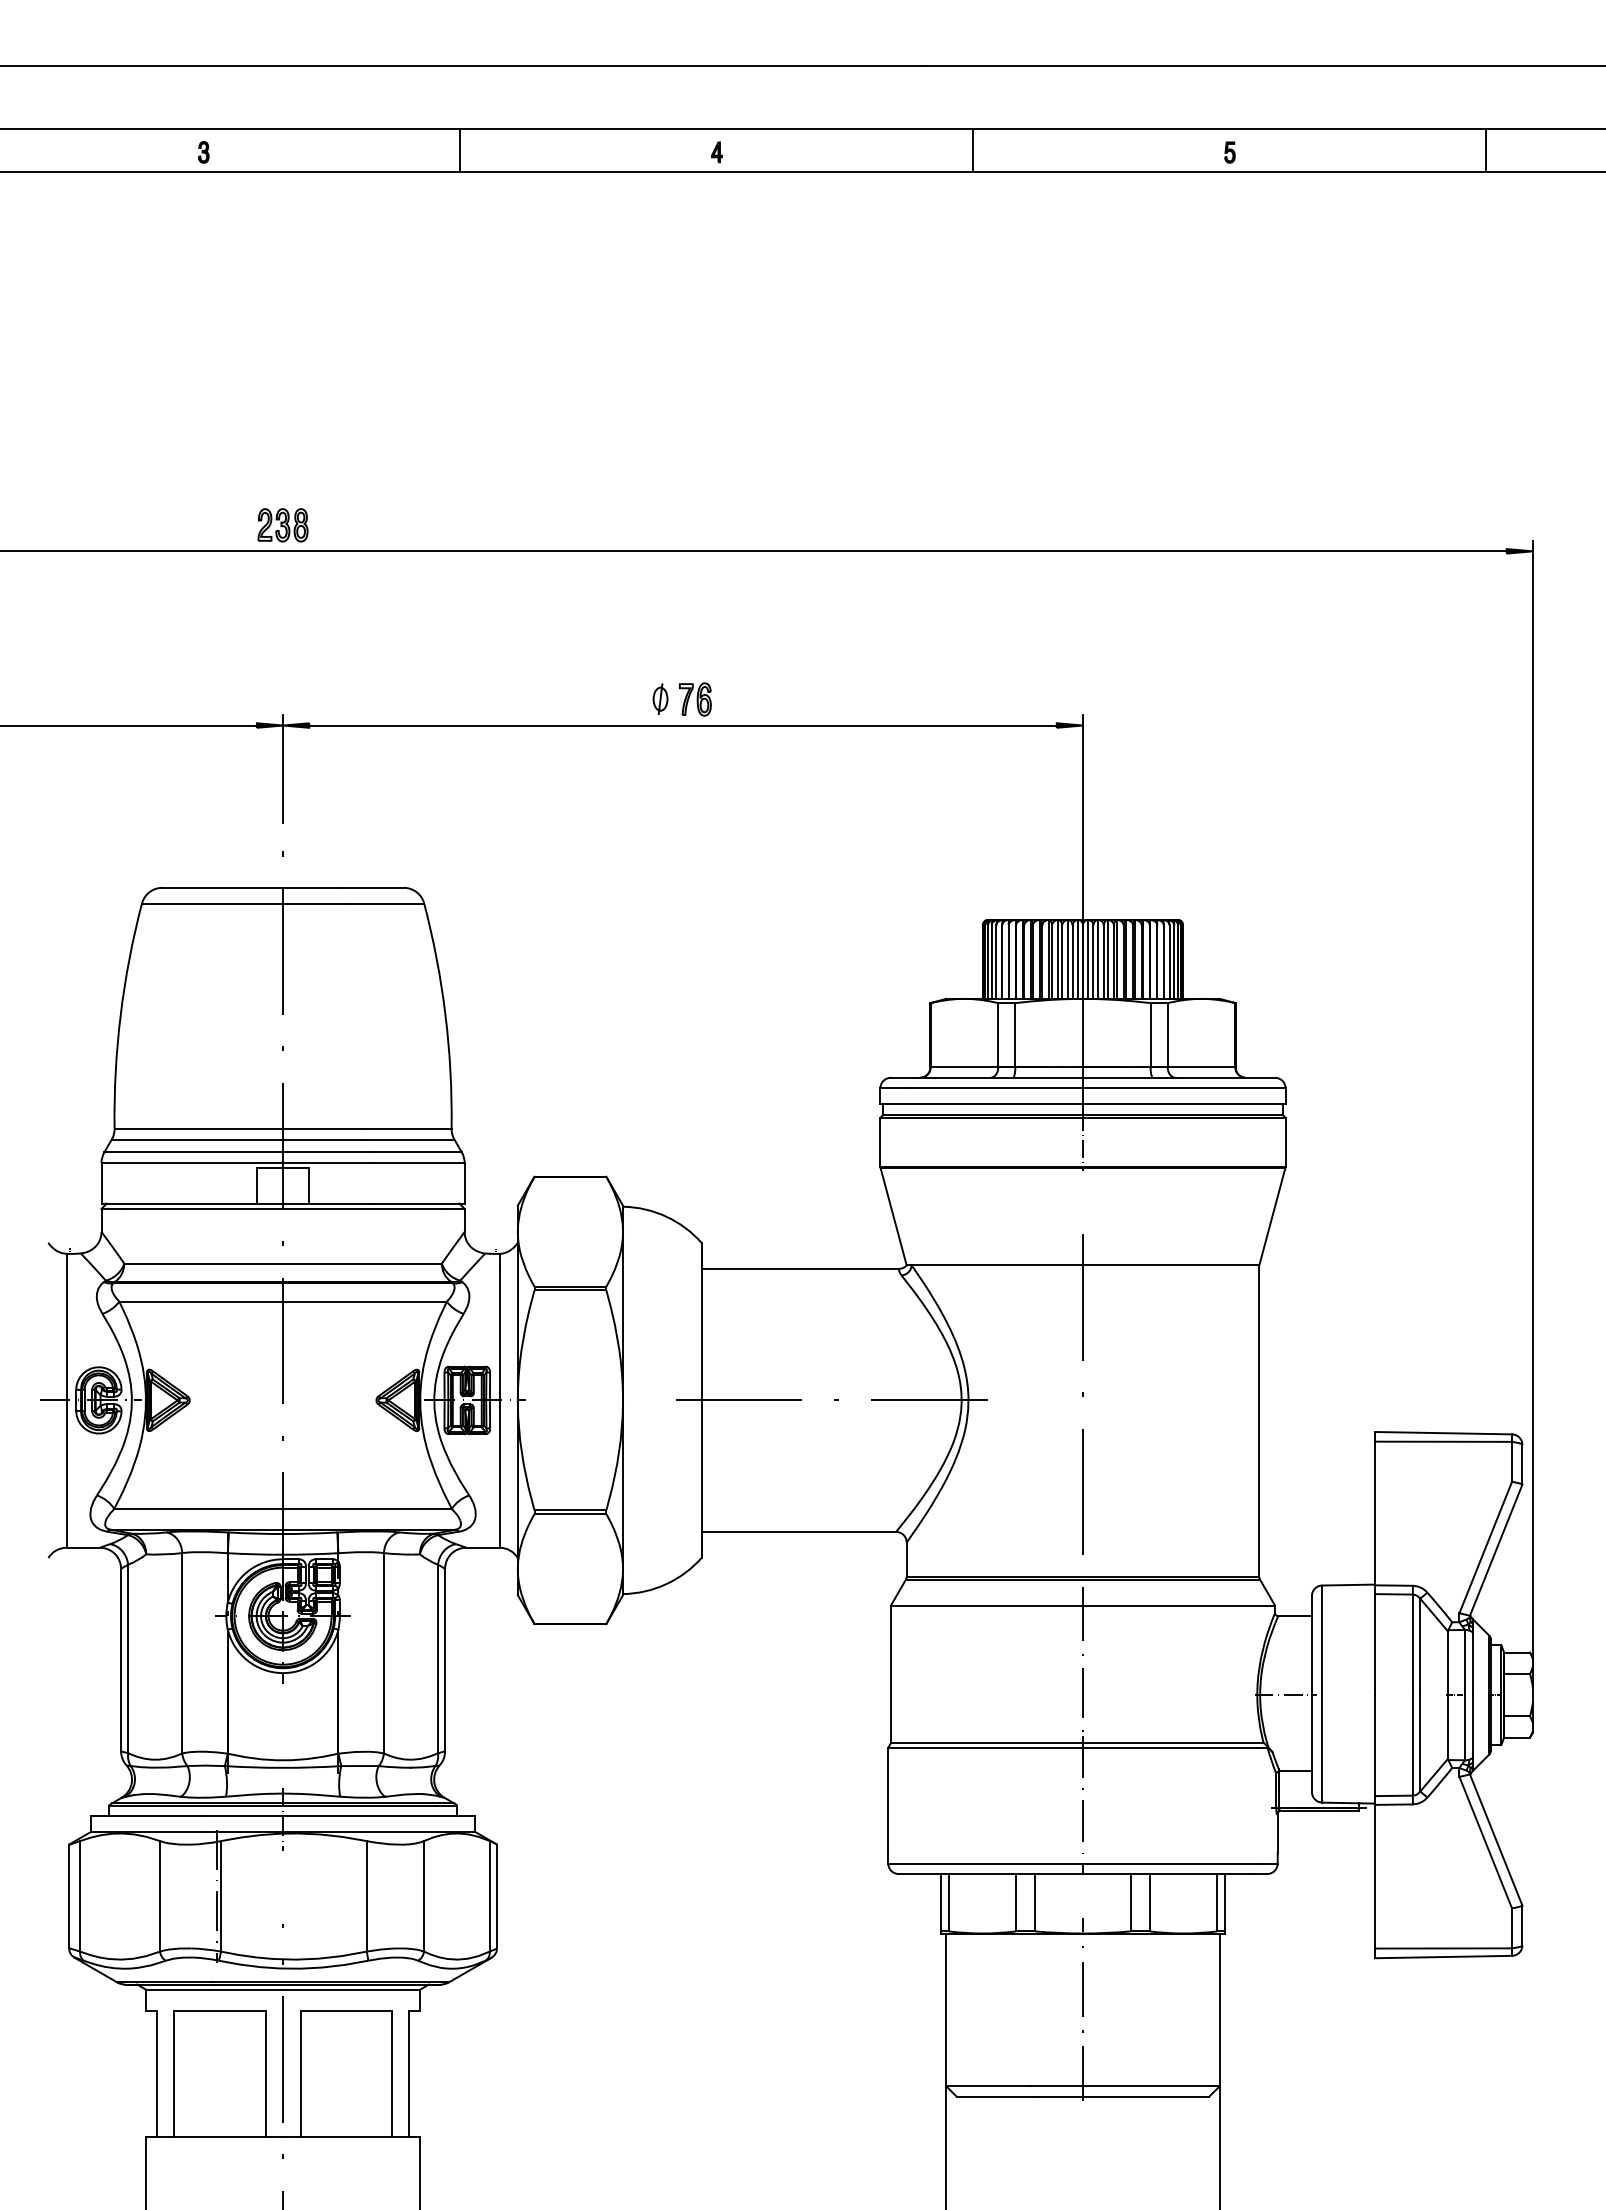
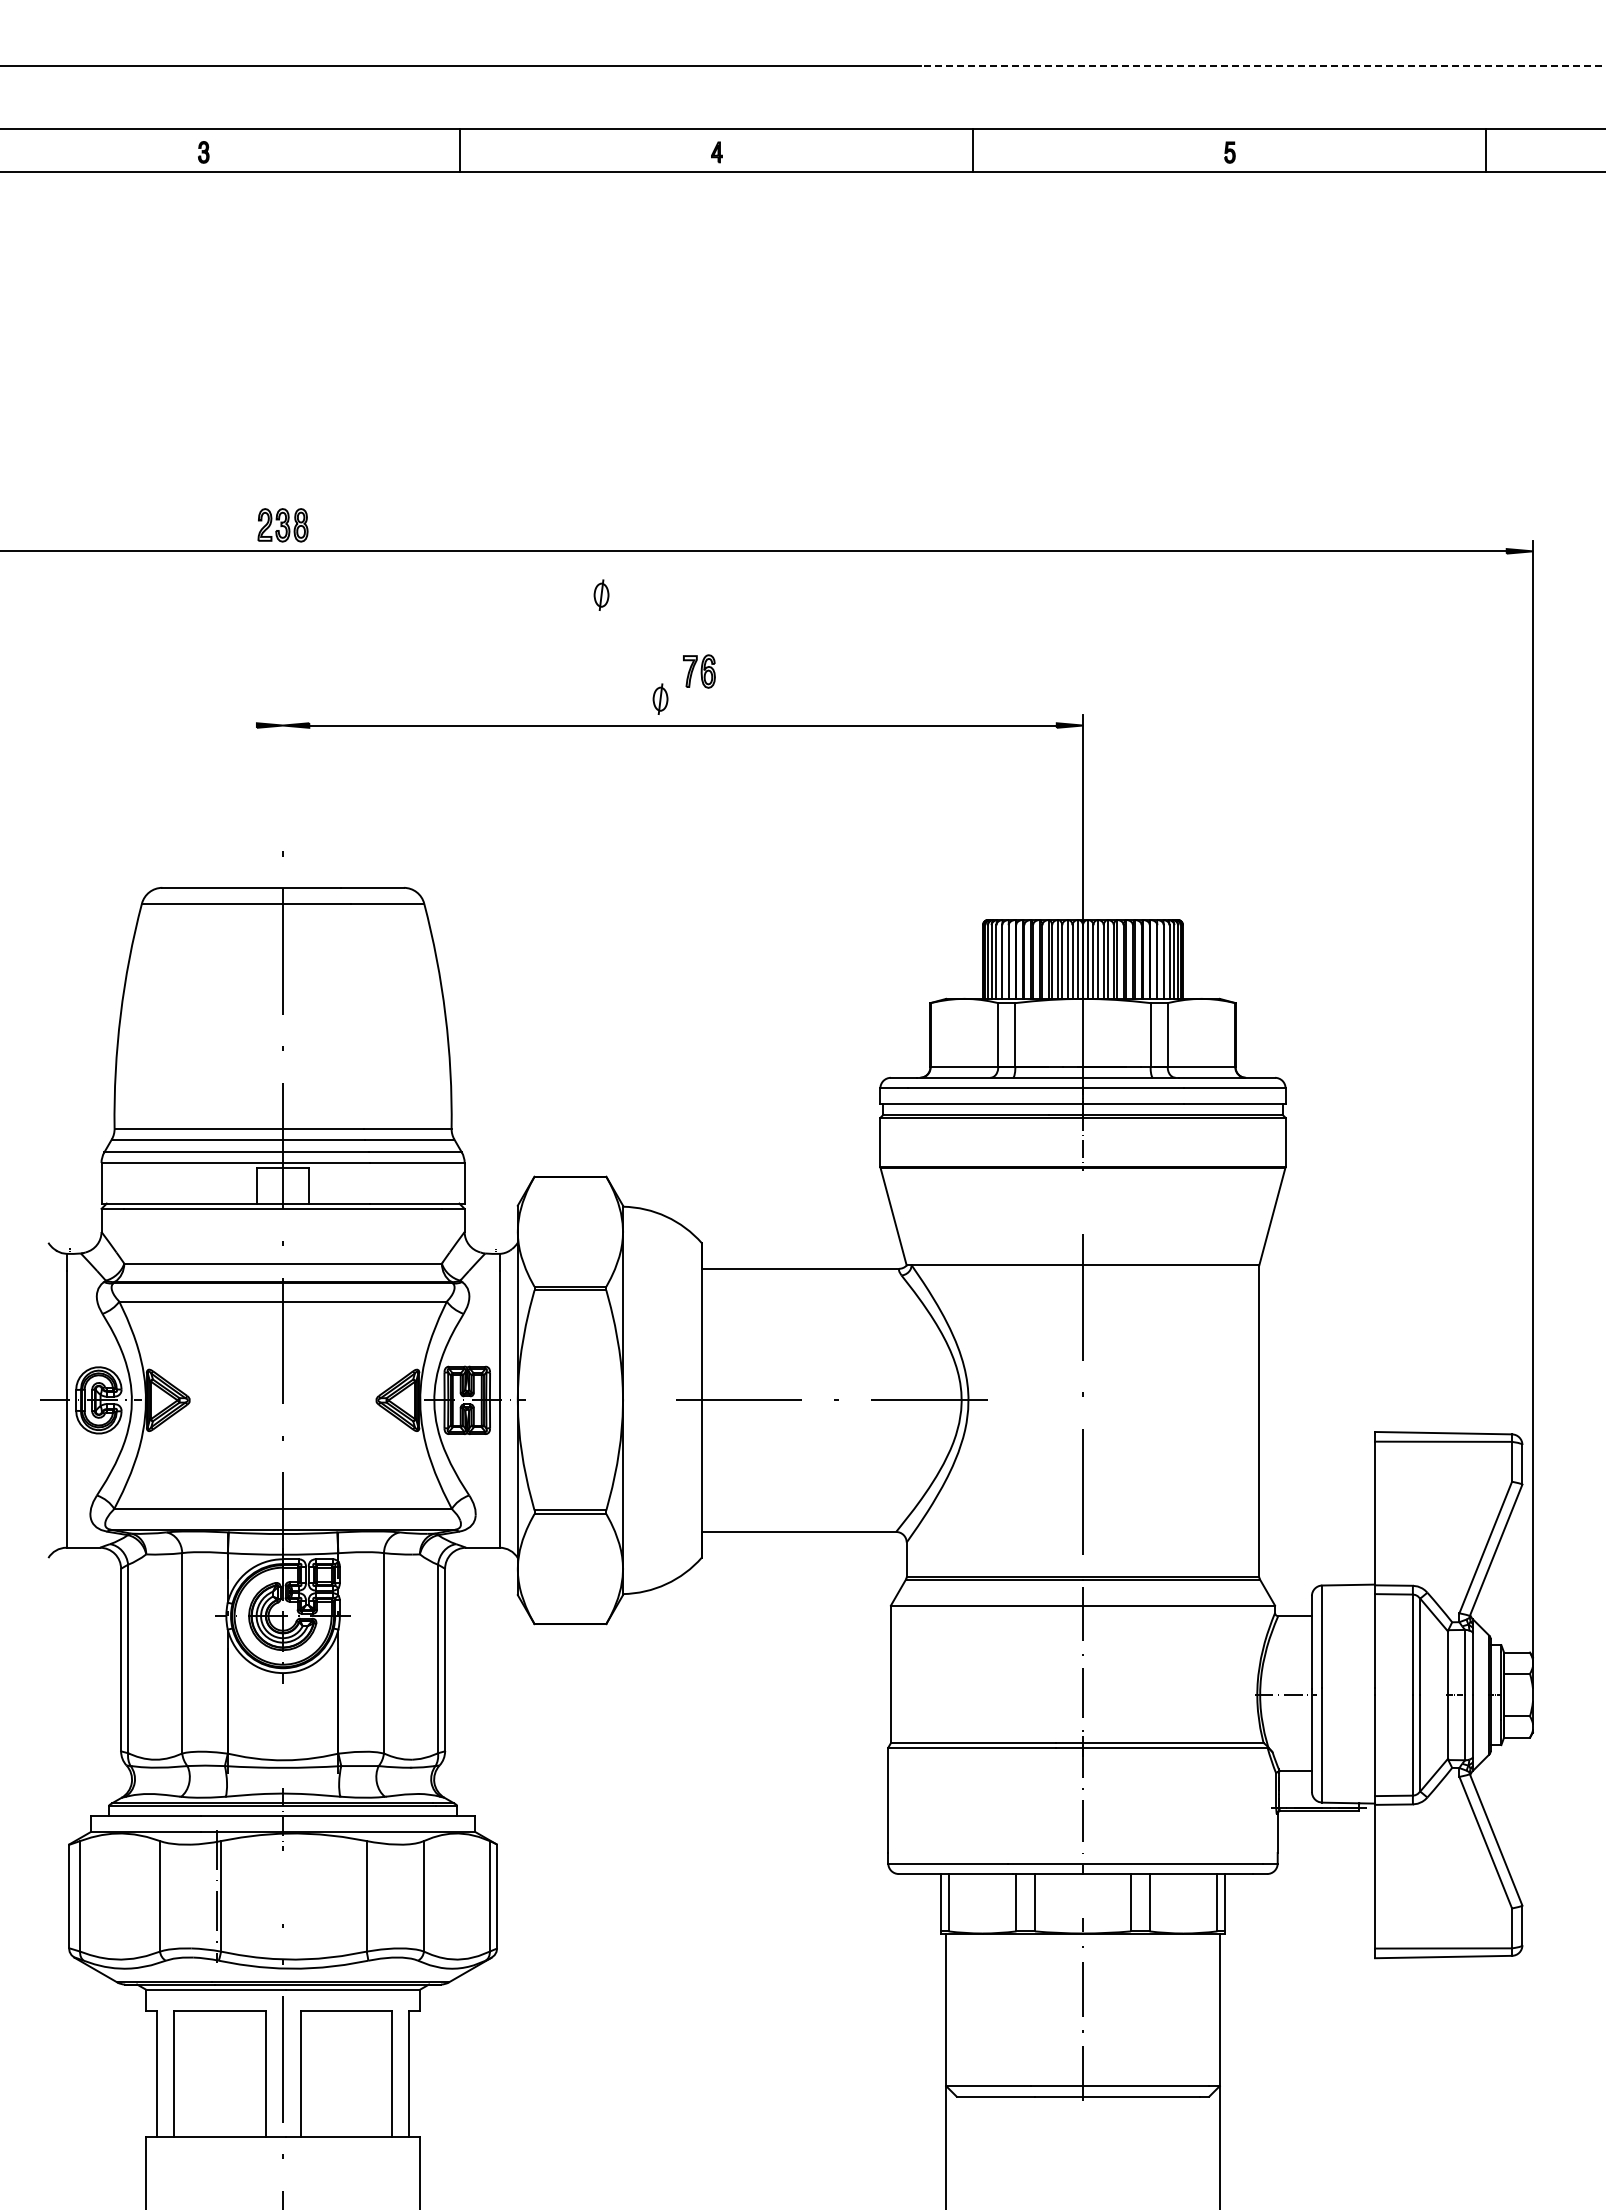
line: solid -> dashed (1262, 66)
part: none -> present (601, 594)
part position: (695, 699) -> (699, 671) (699, 671)
line: present -> none (129, 725)
line: present -> none (283, 769)
